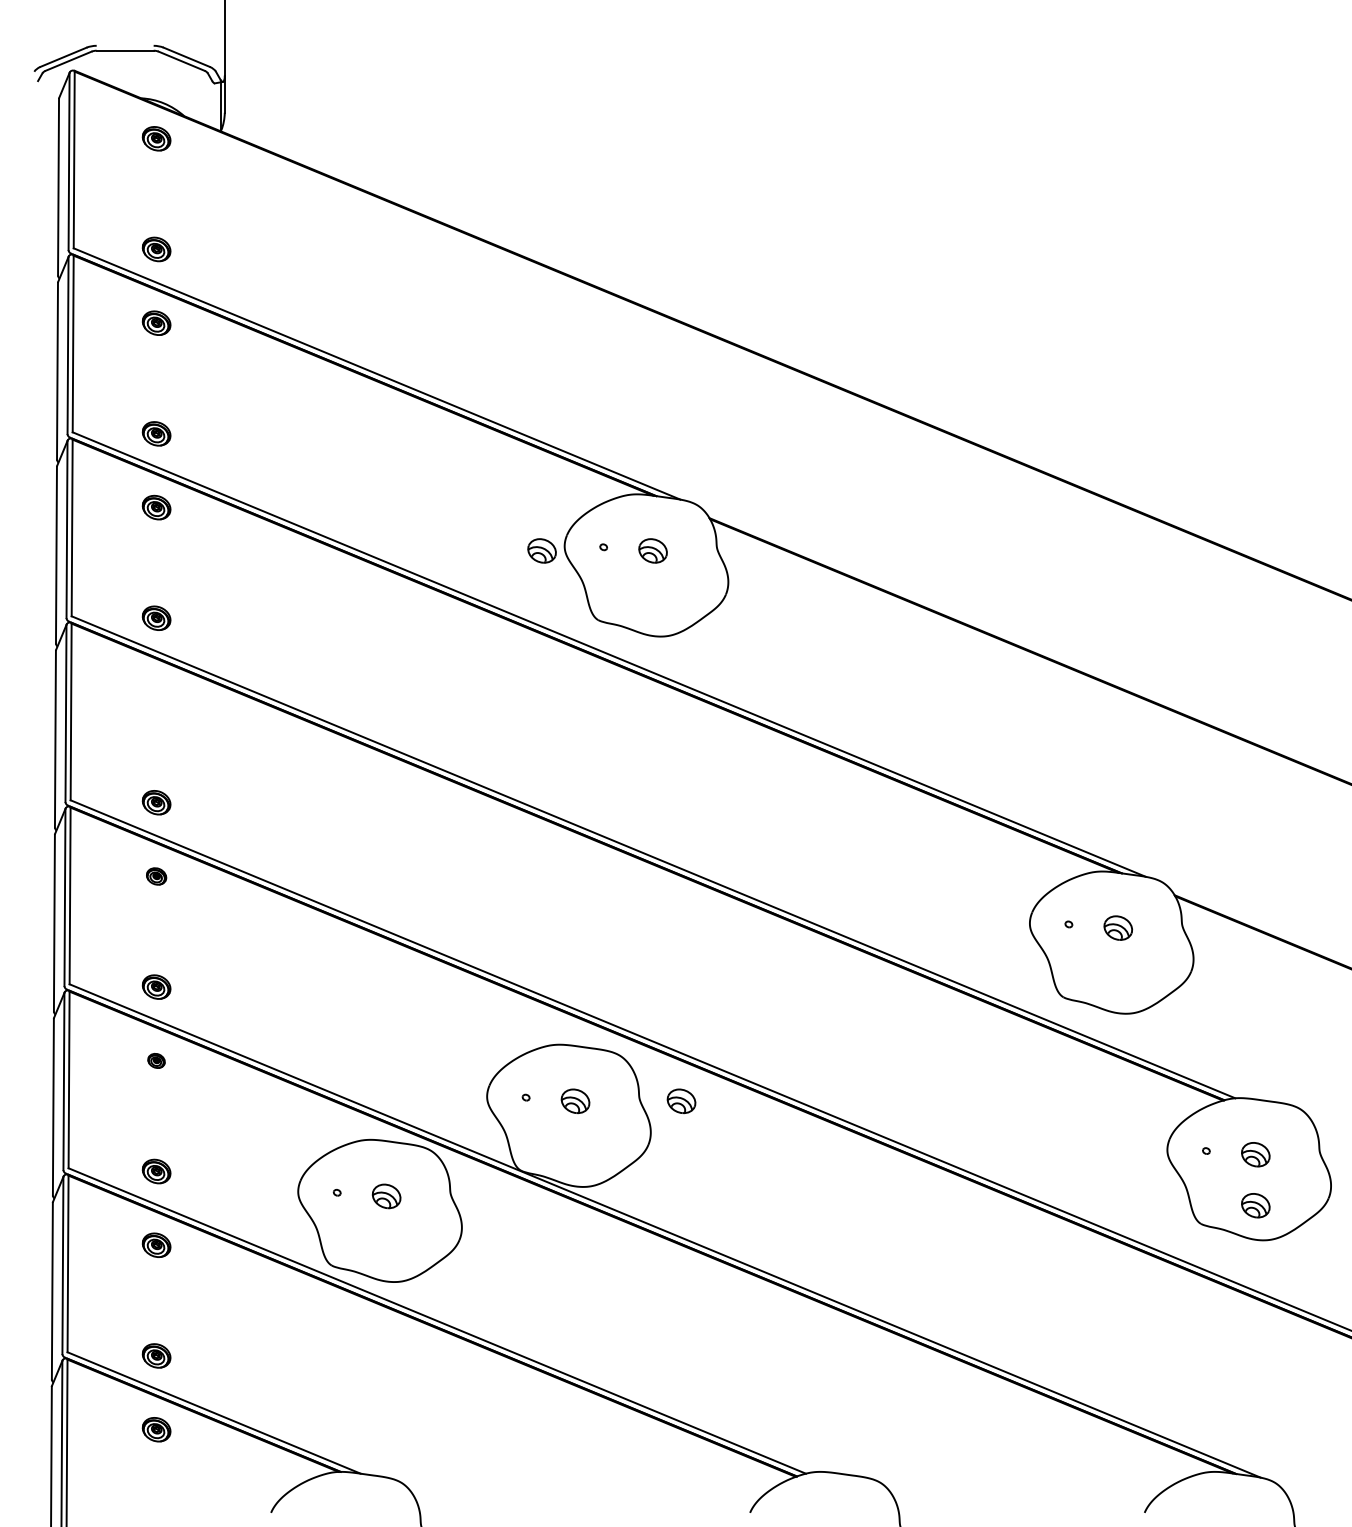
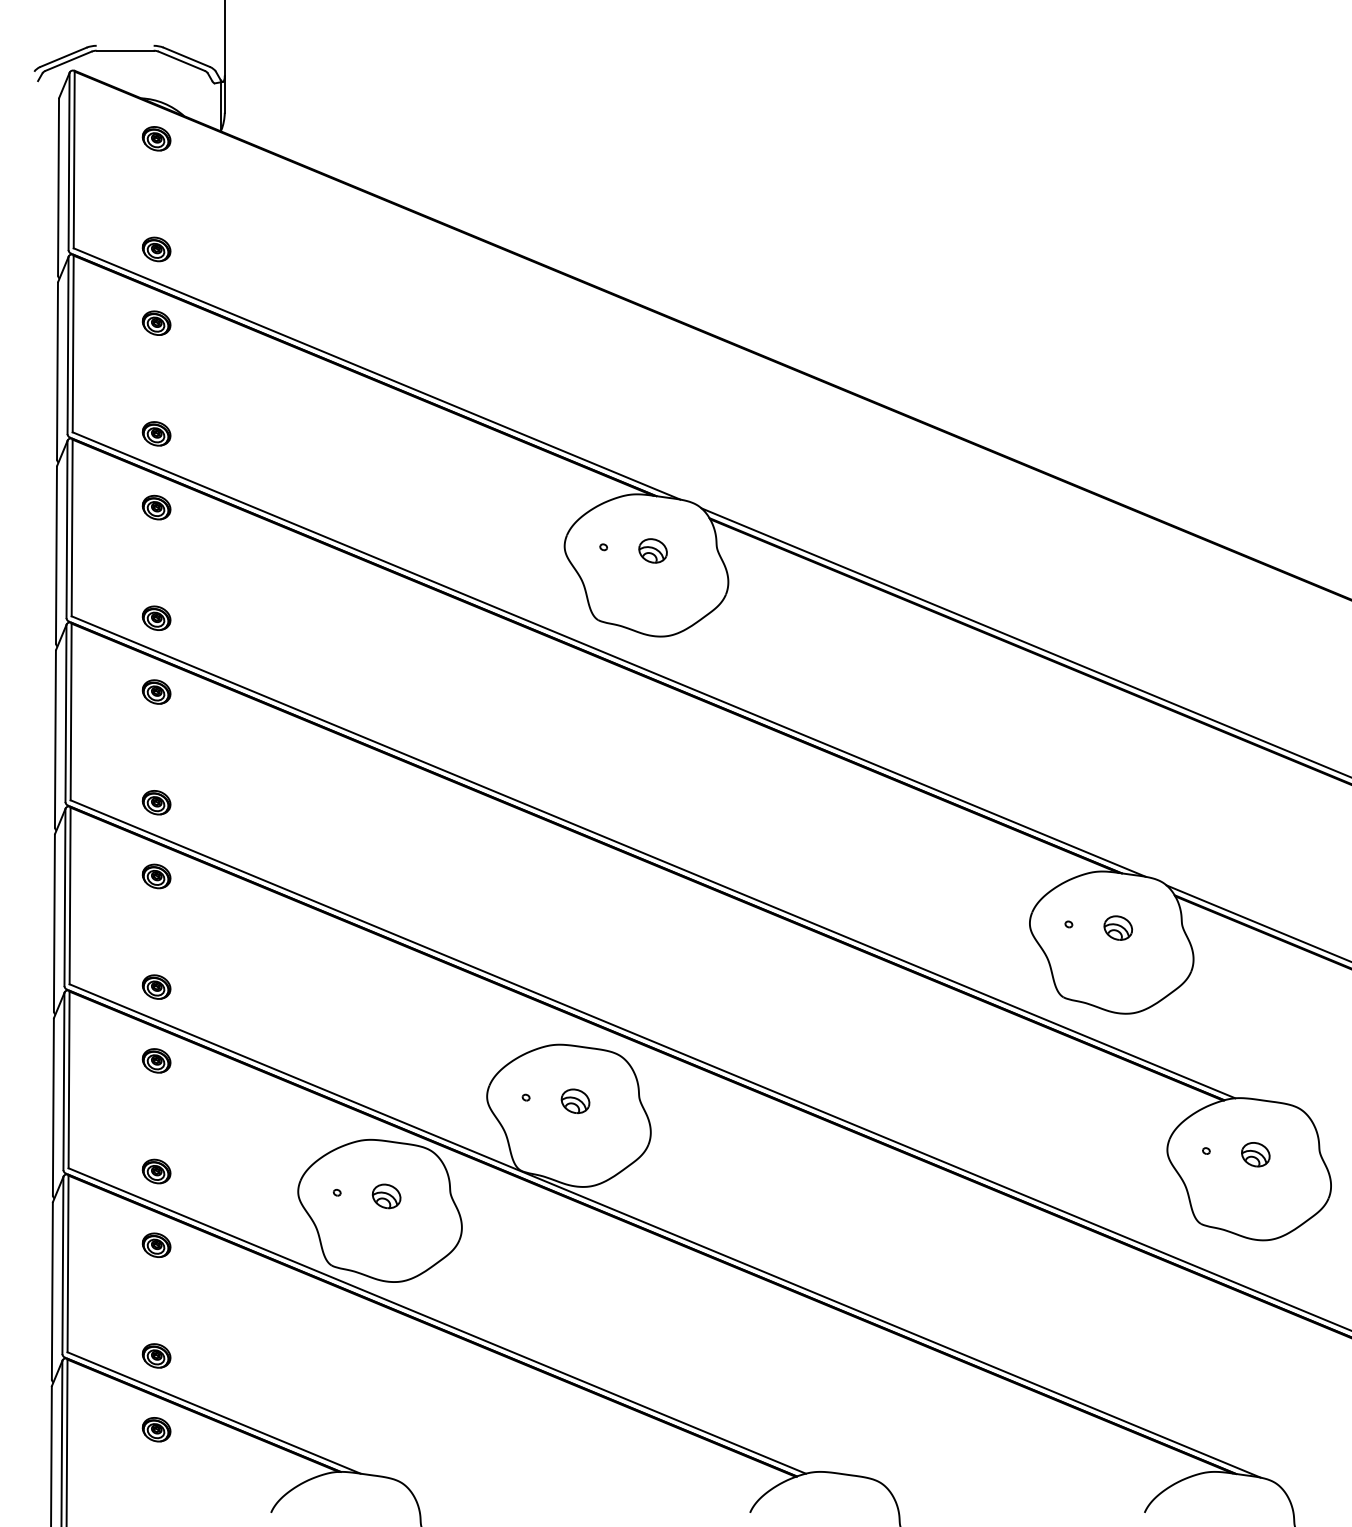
part: present -> none (541, 550)
line: none -> present (1024, 642)
part: none -> present (156, 691)
part size: 22x19 px -> 31x27 px (156, 876)
line: none -> present (1257, 922)
part size: 19x16 px -> 31x26 px (156, 1060)
part: present -> none (681, 1101)
part: present -> none (1255, 1205)
